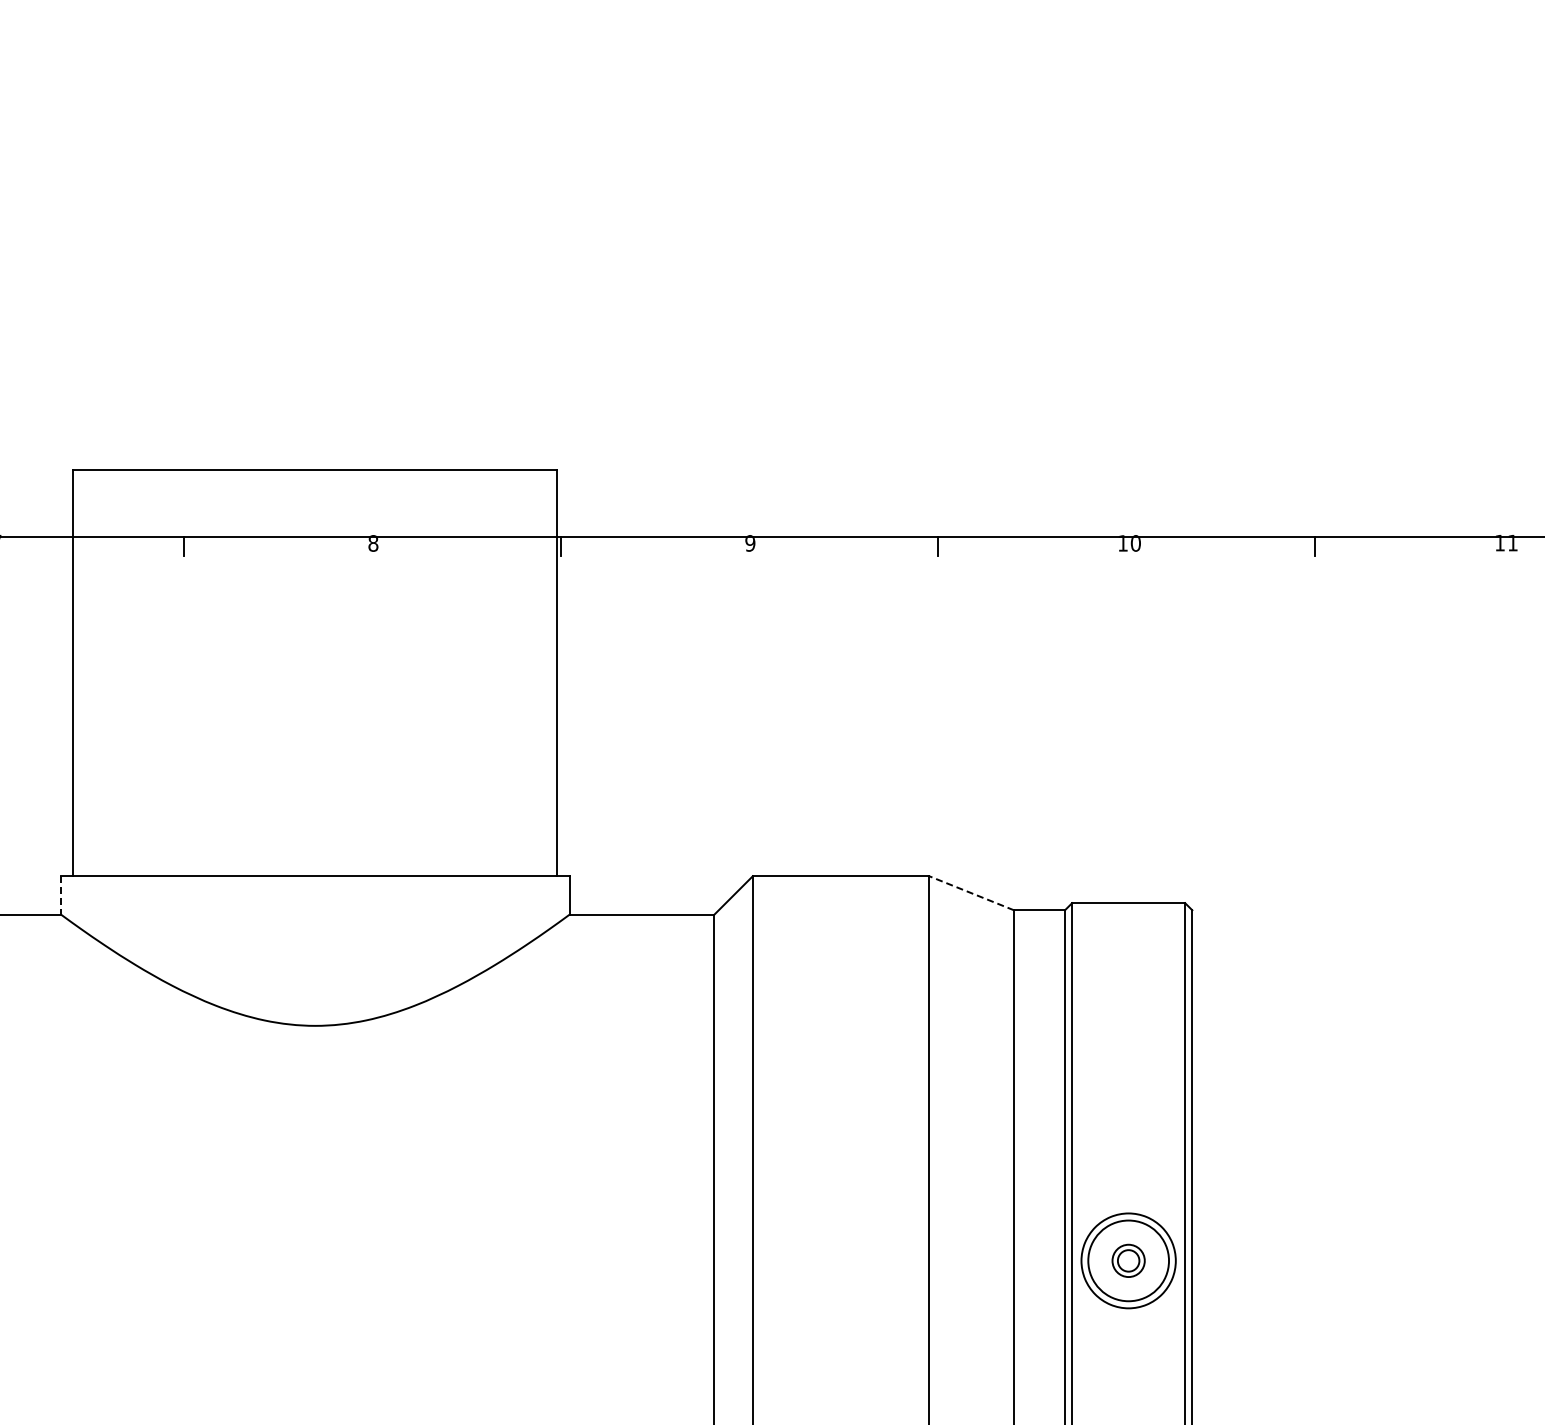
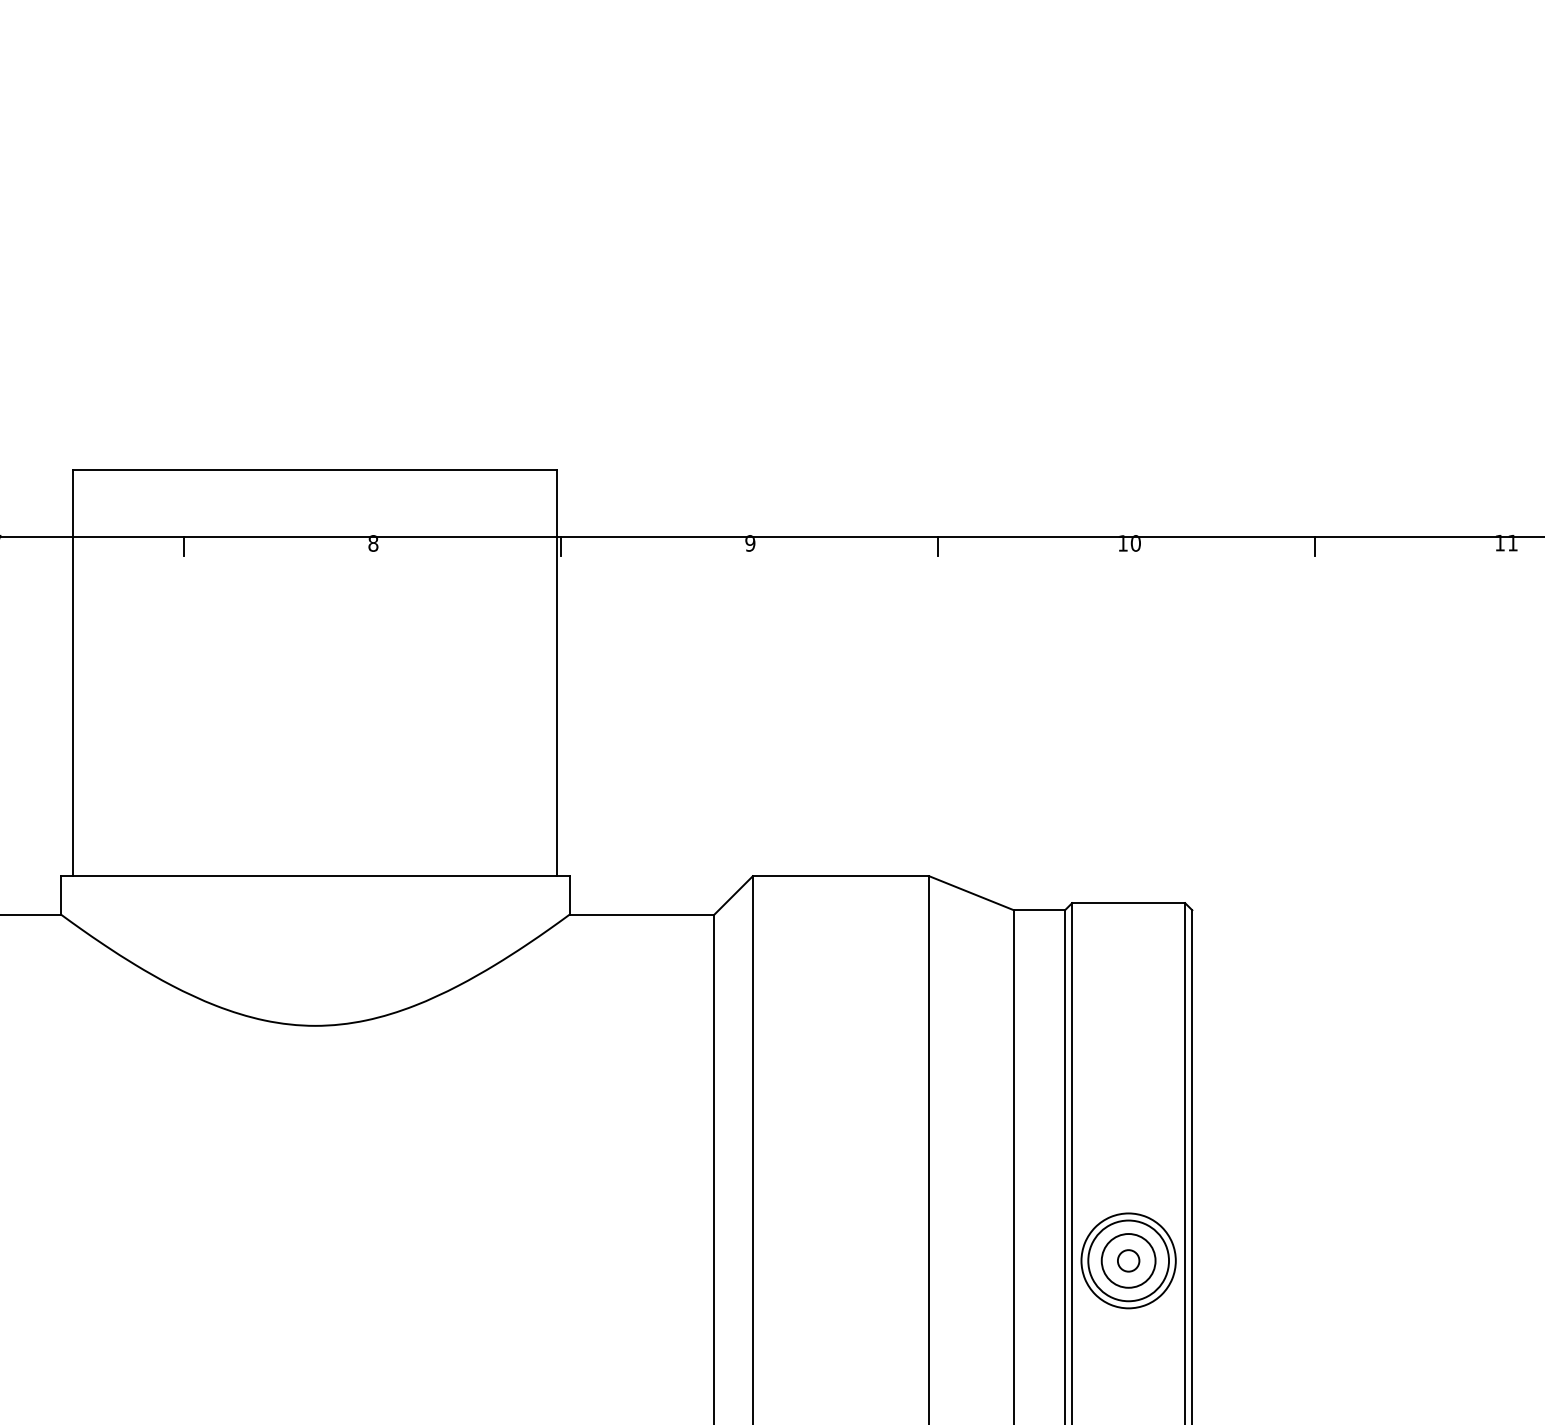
line: dashed -> solid (971, 893)
line: dashed -> solid (61, 895)
circle diameter: 32 px -> 54 px (1128, 1260)
